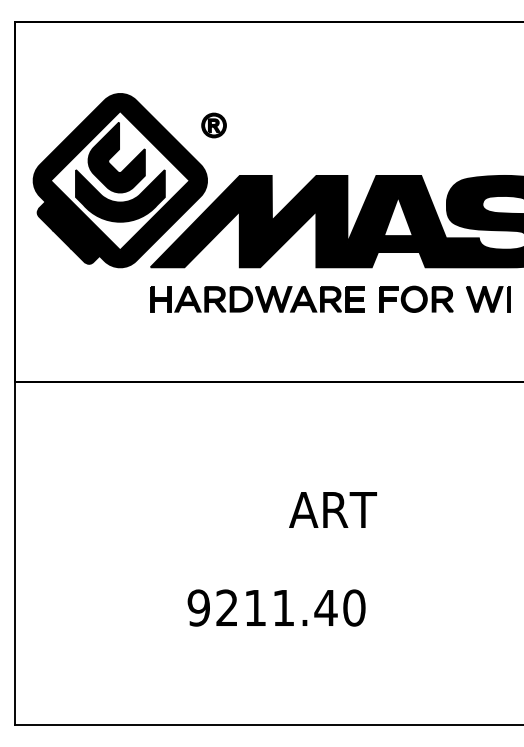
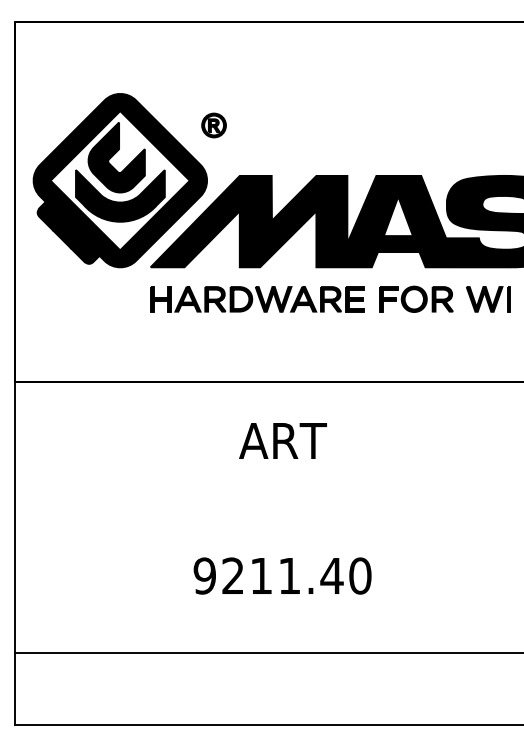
text position: (332, 509) -> (282, 440) (282, 440)
text position: (276, 607) -> (282, 575) (282, 575)
line: none -> present (267, 652)
